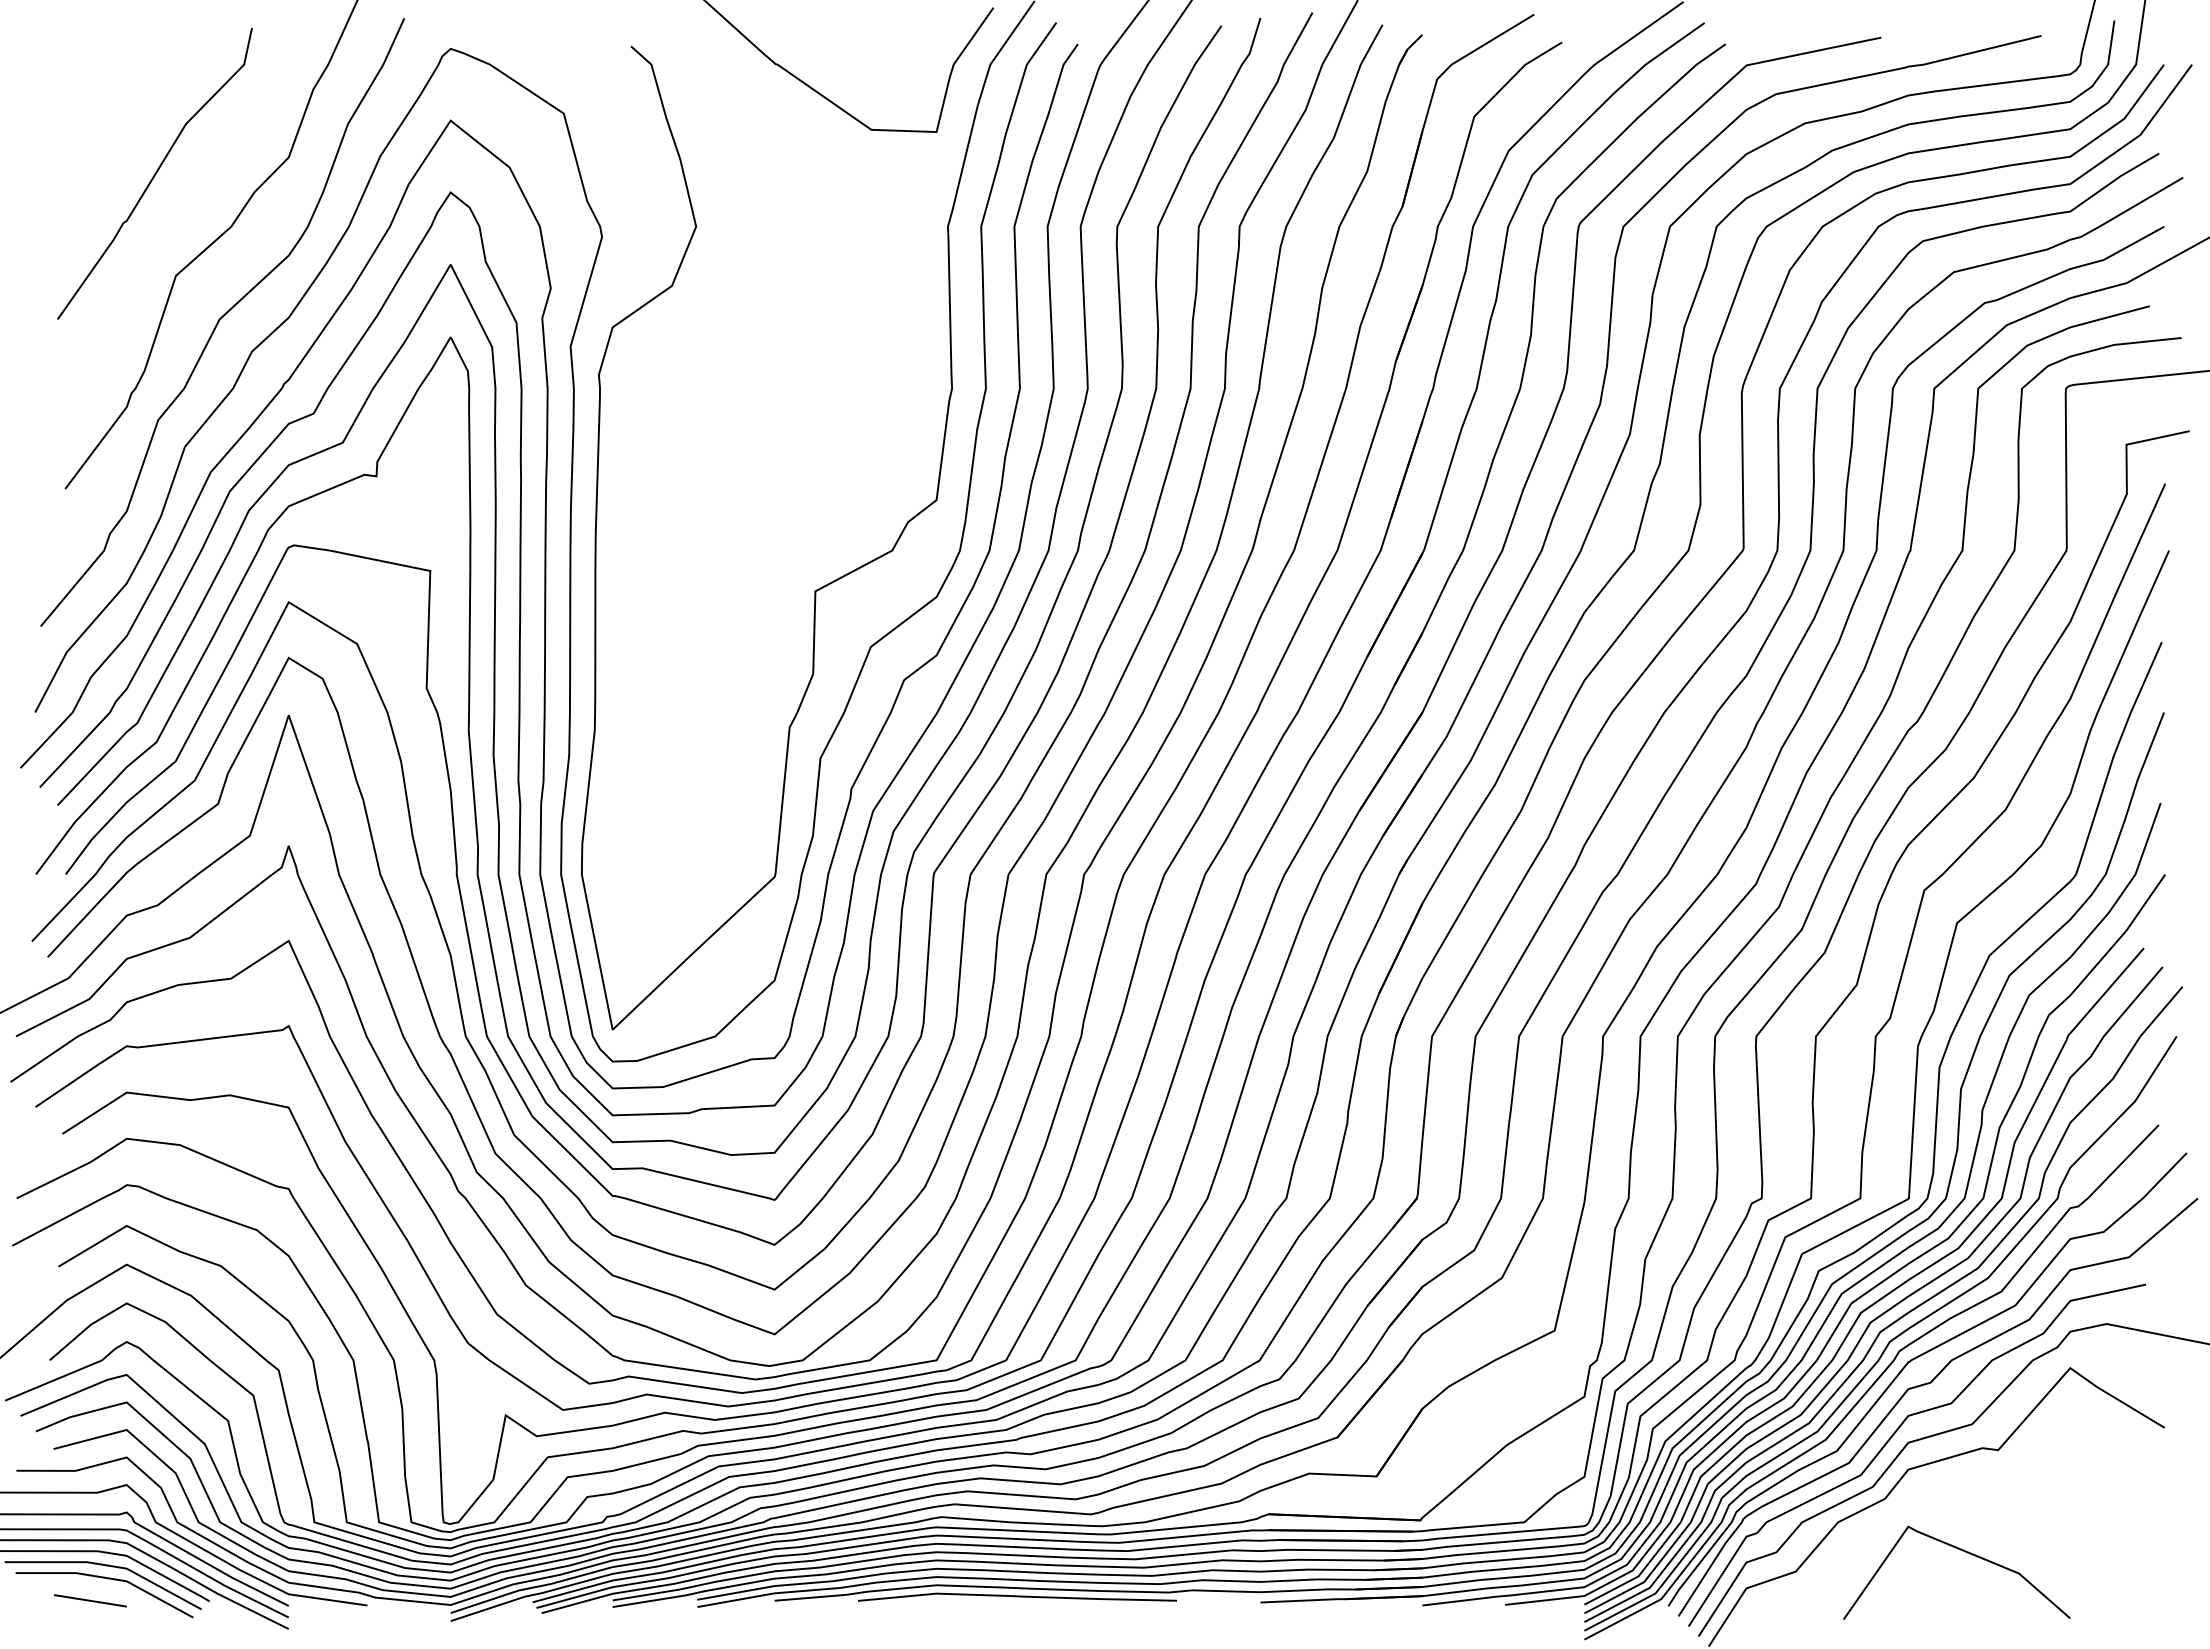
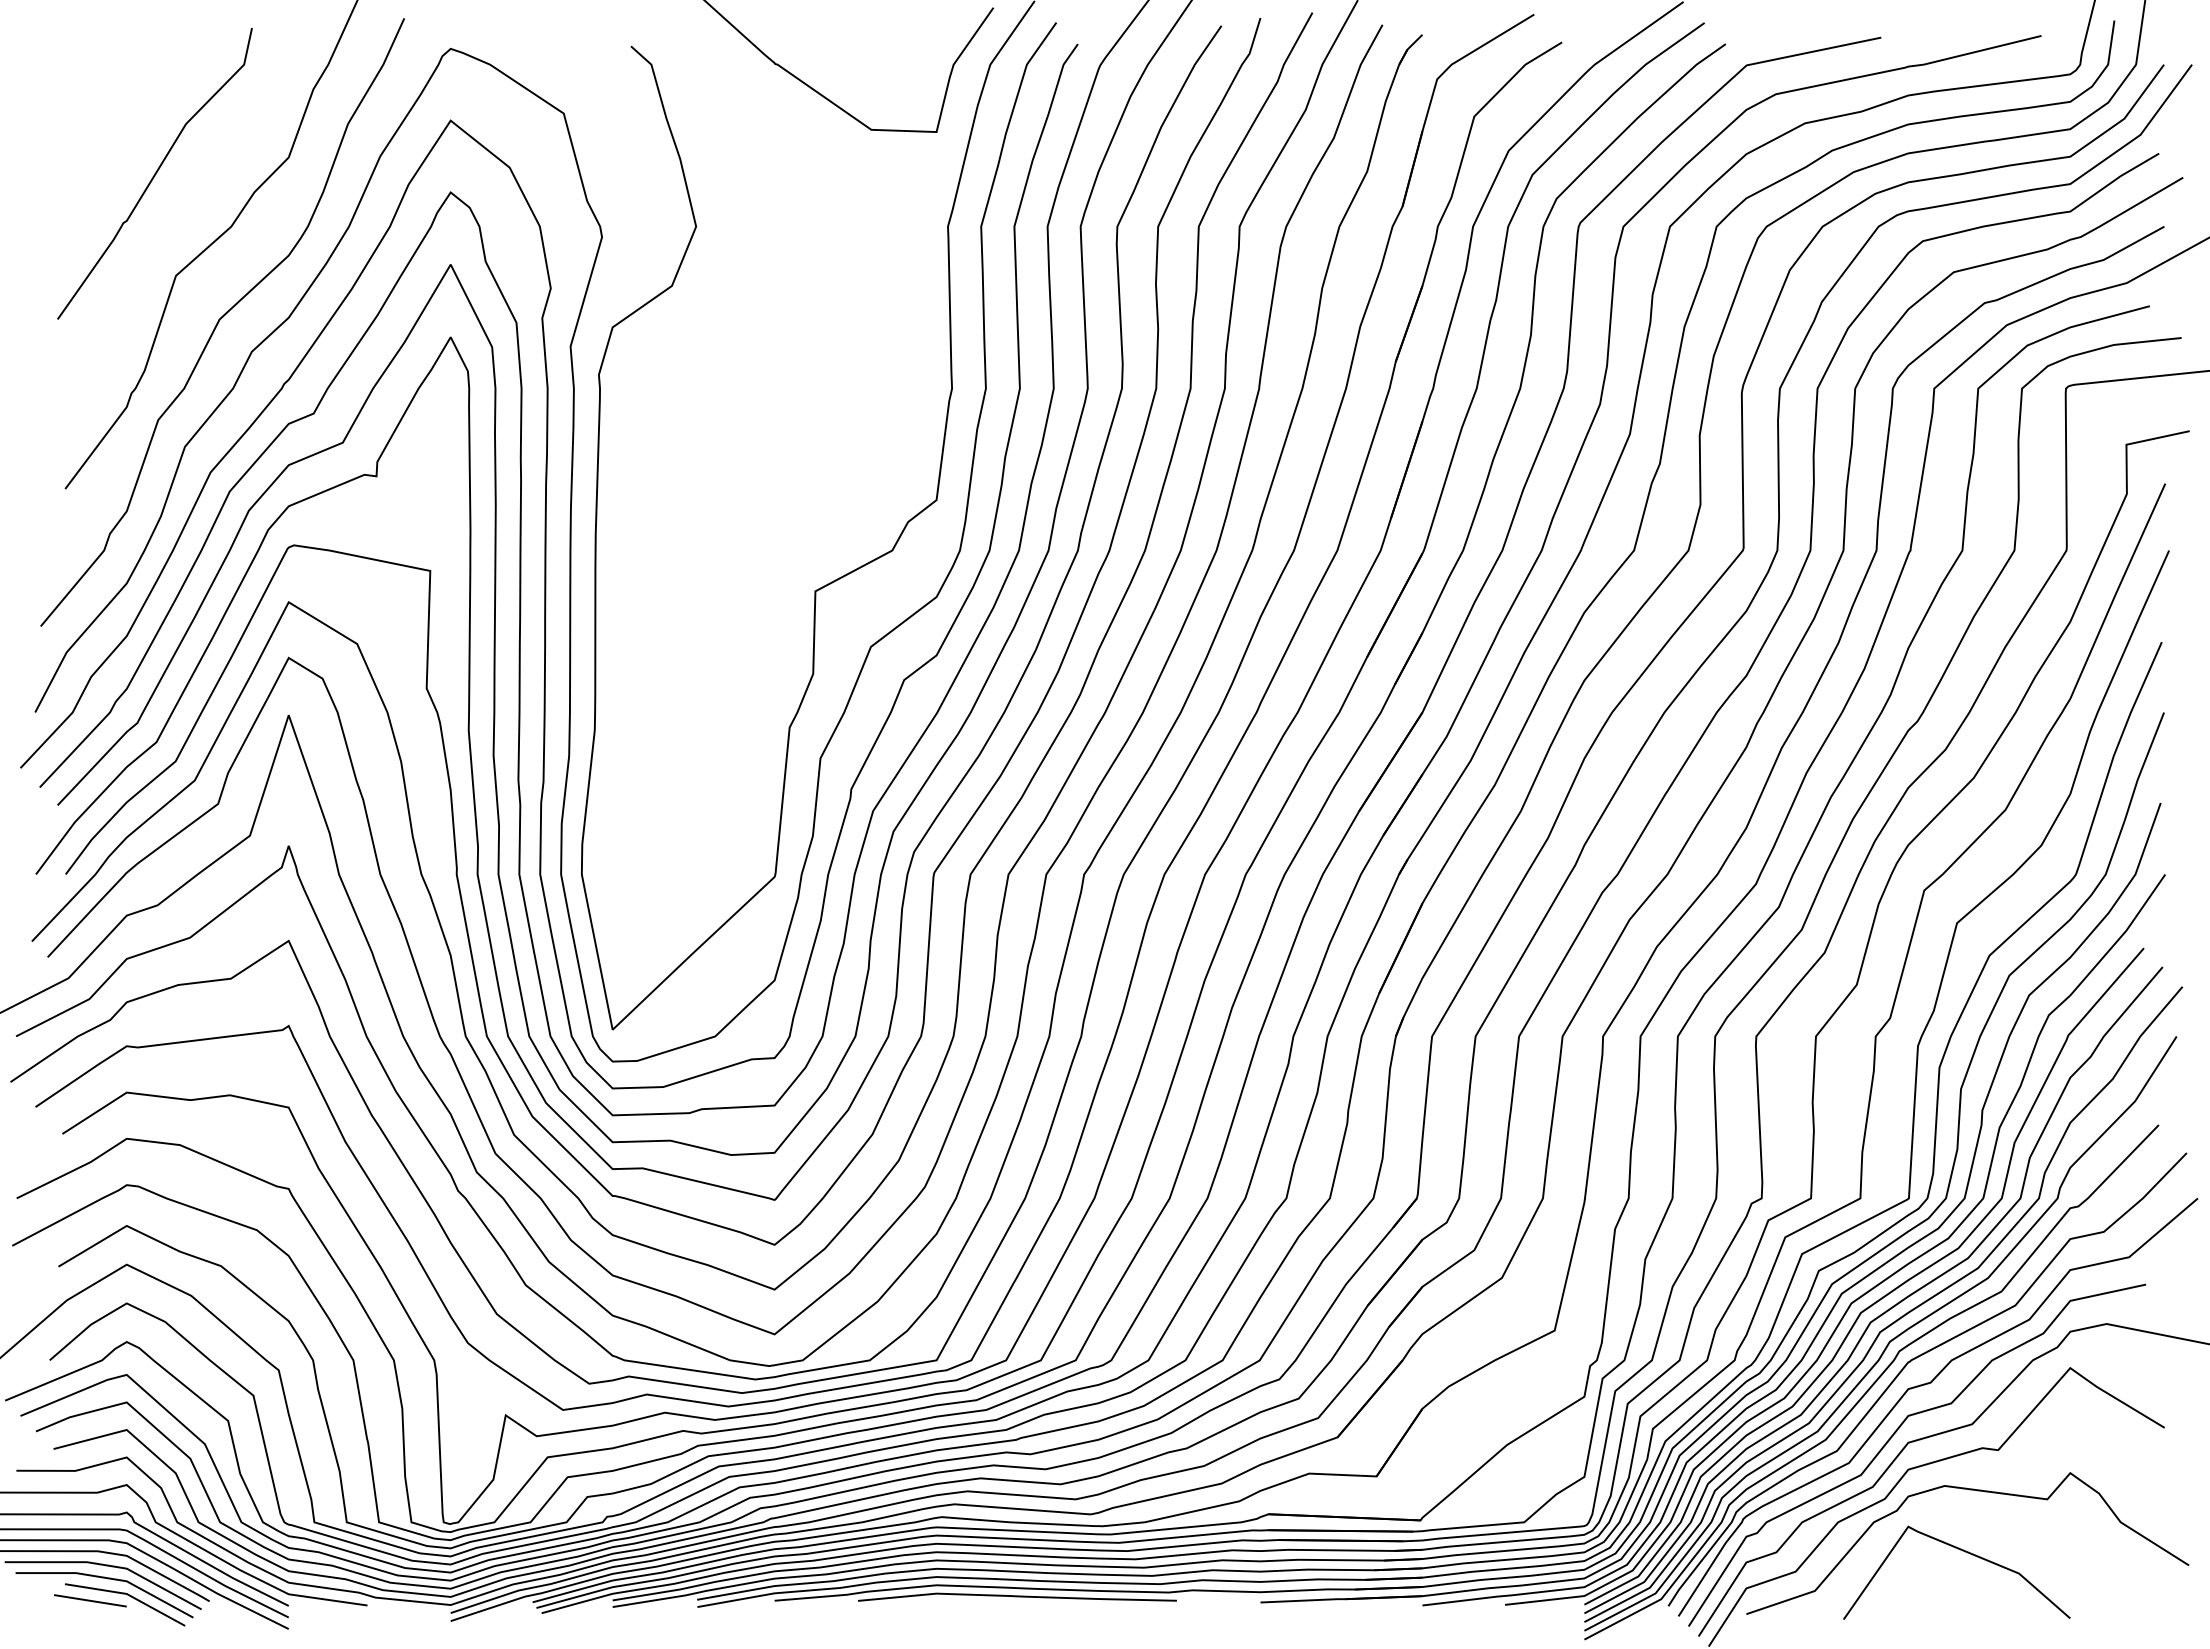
curve: none -> present (1977, 1491)
line: none -> present (129, 1596)
